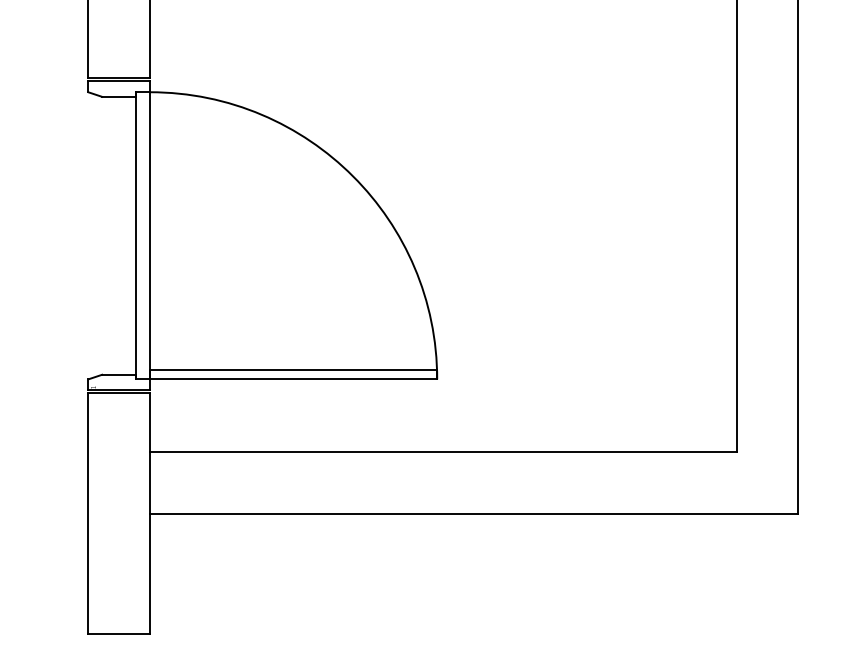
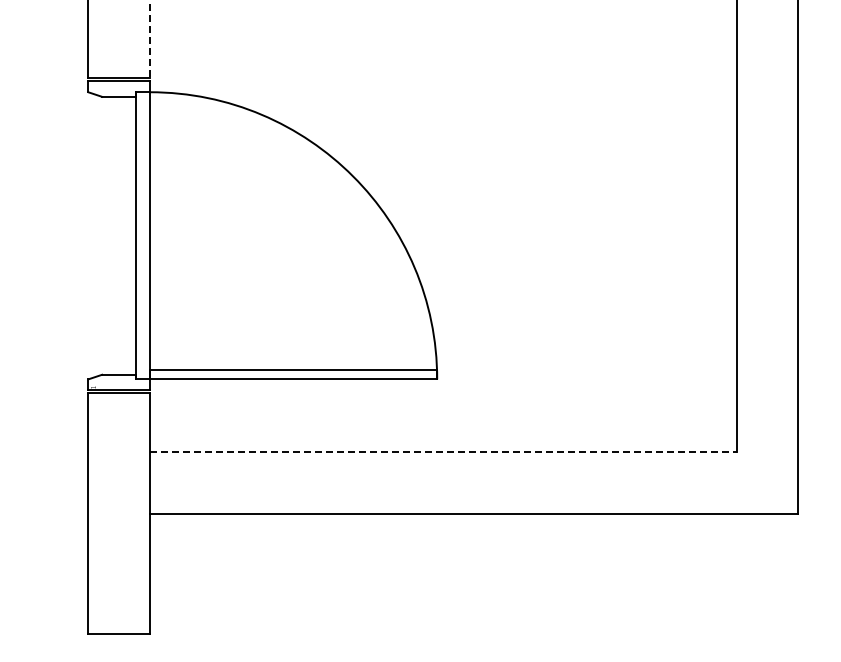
line: solid -> dashed (150, 39)
line: solid -> dashed (443, 451)
